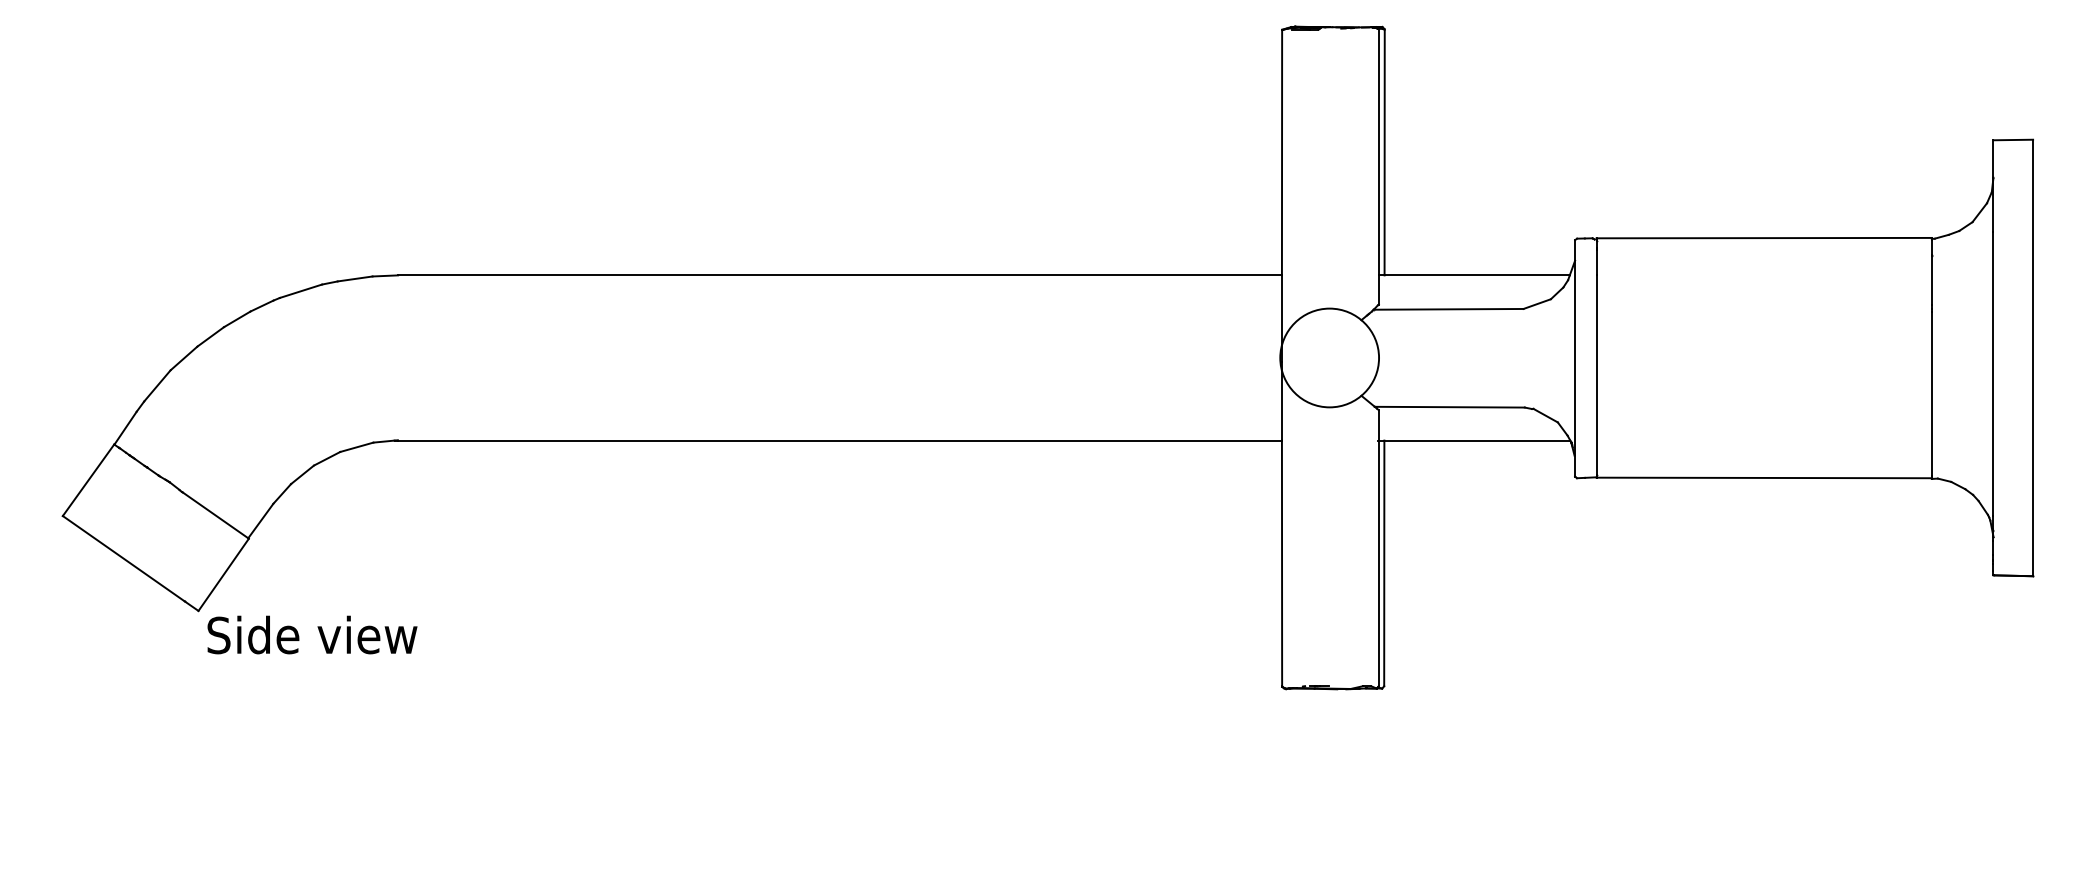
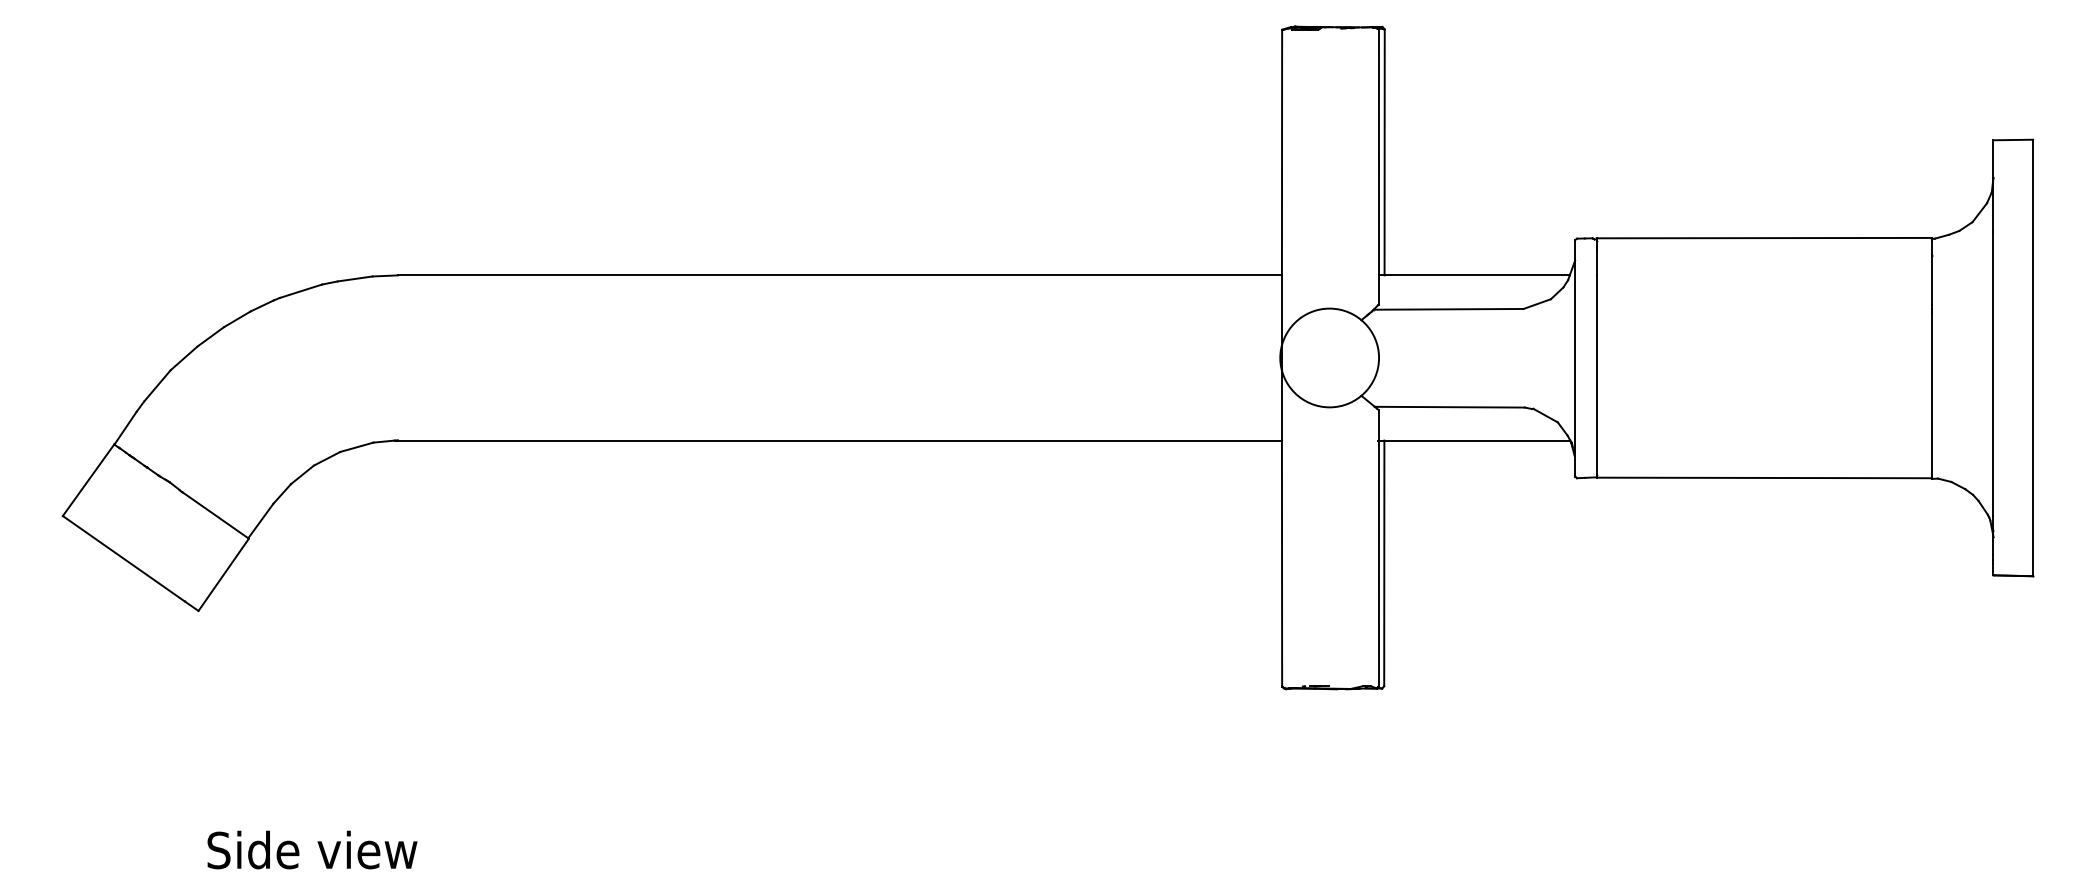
text position: (312, 634) -> (312, 849) (312, 849)
